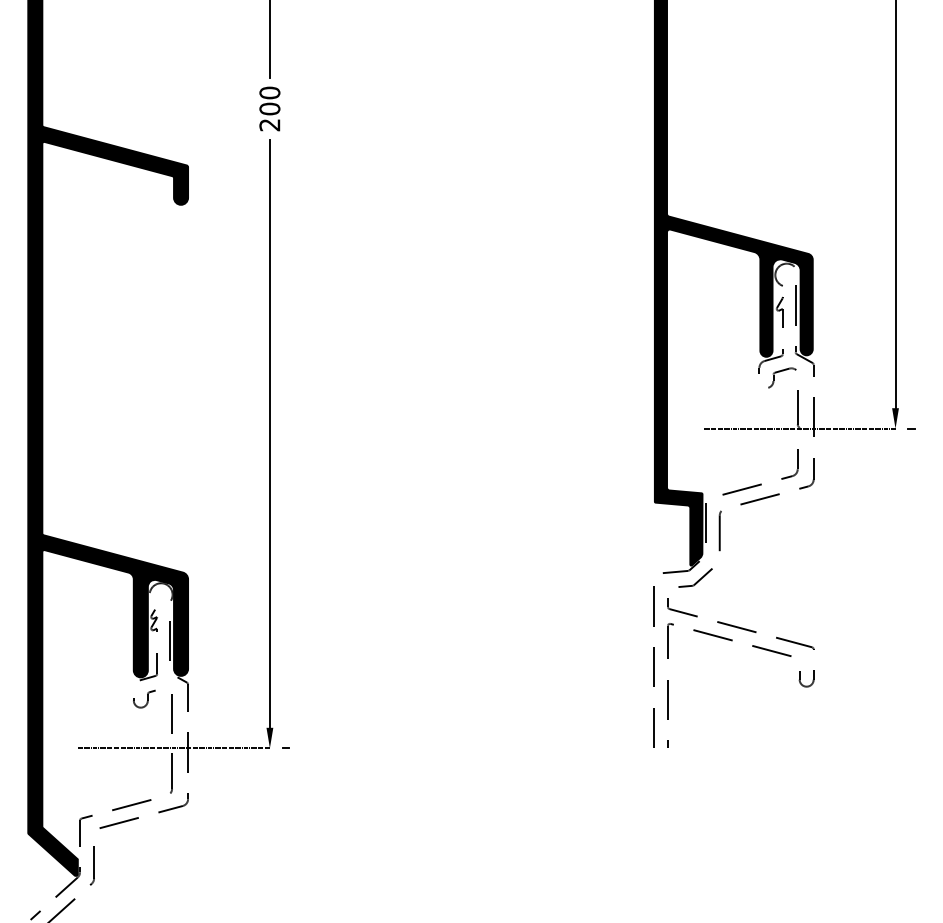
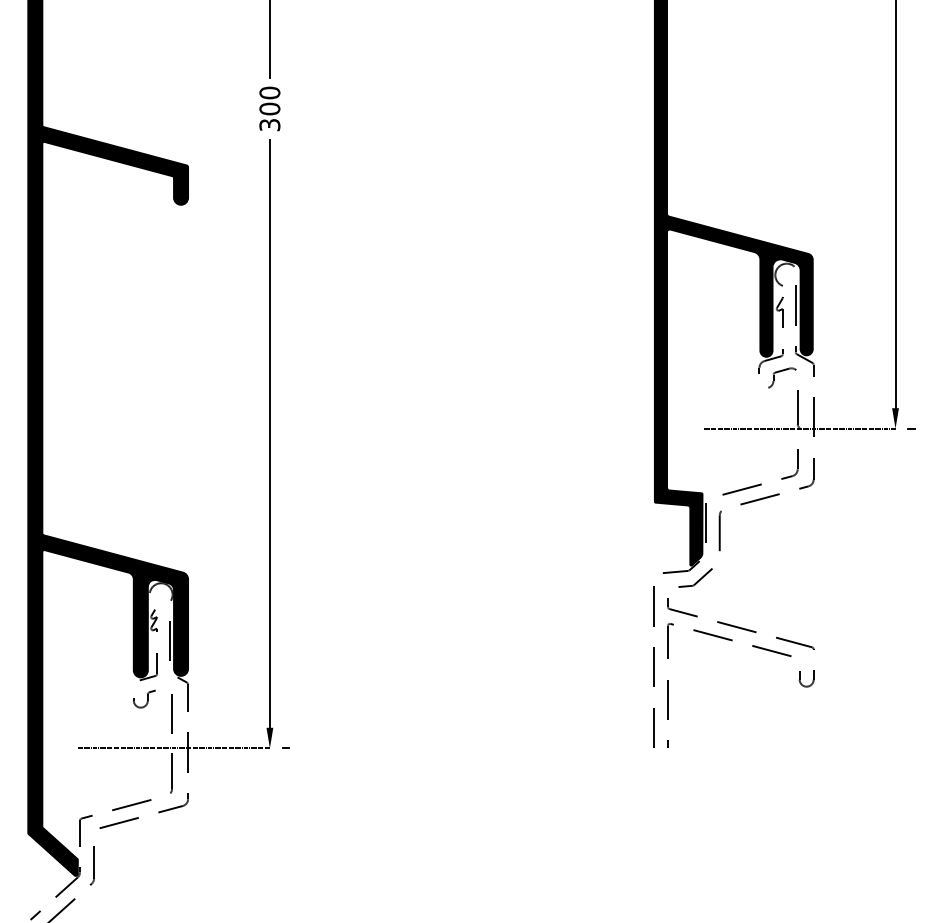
text: 200 -> 300 (269, 125)
